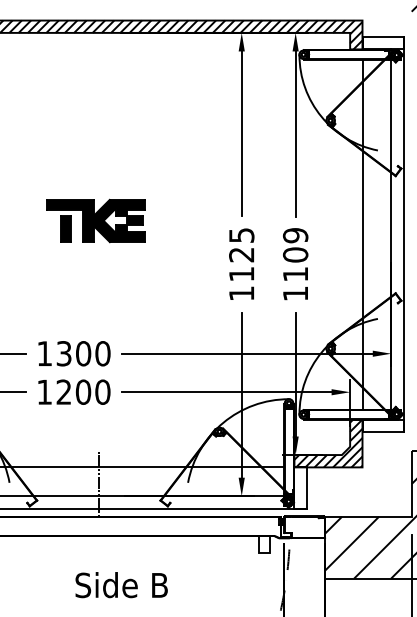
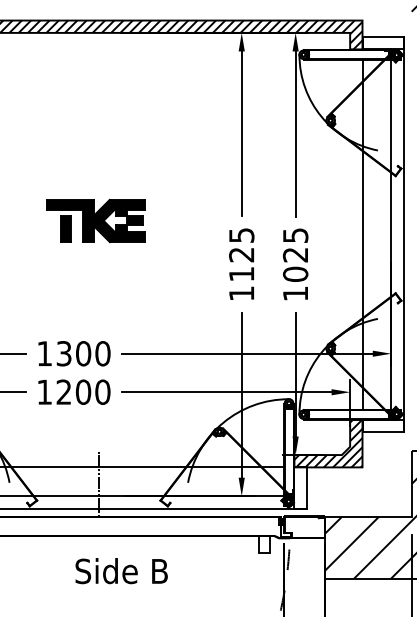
text: 1109 -> 1025 (295, 254)
text position: (121, 585) -> (121, 571) (121, 571)
